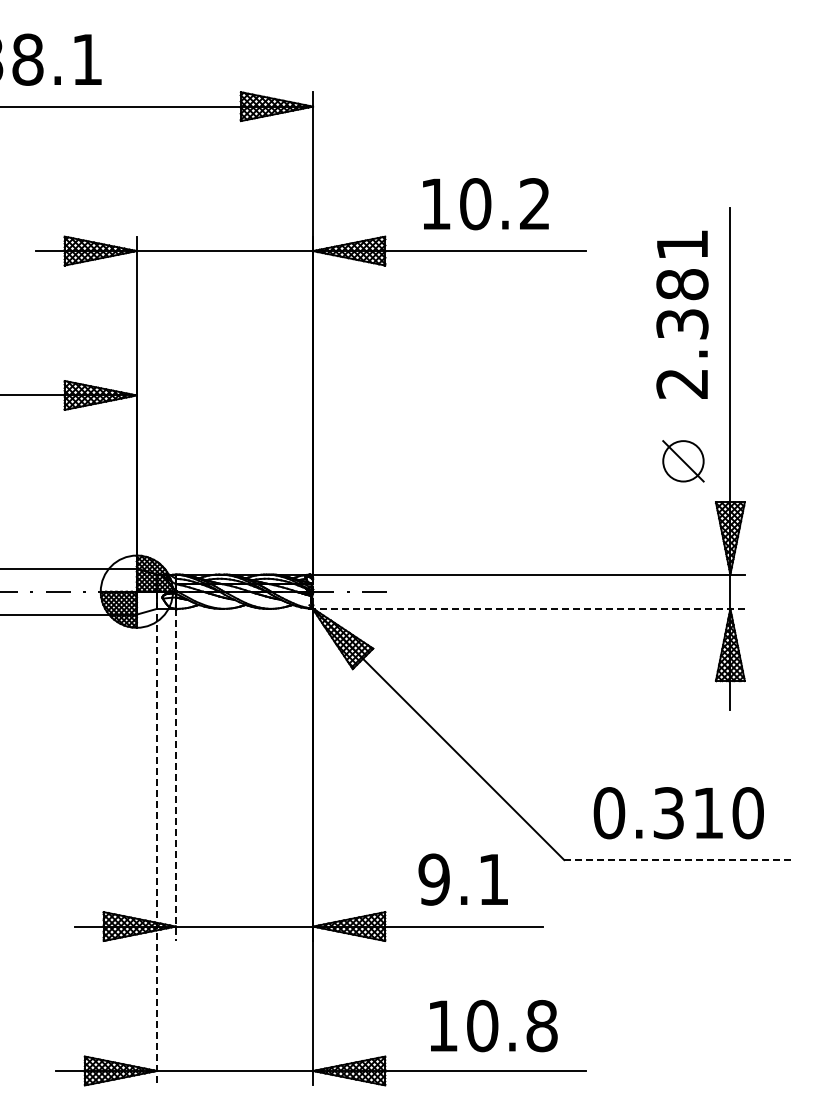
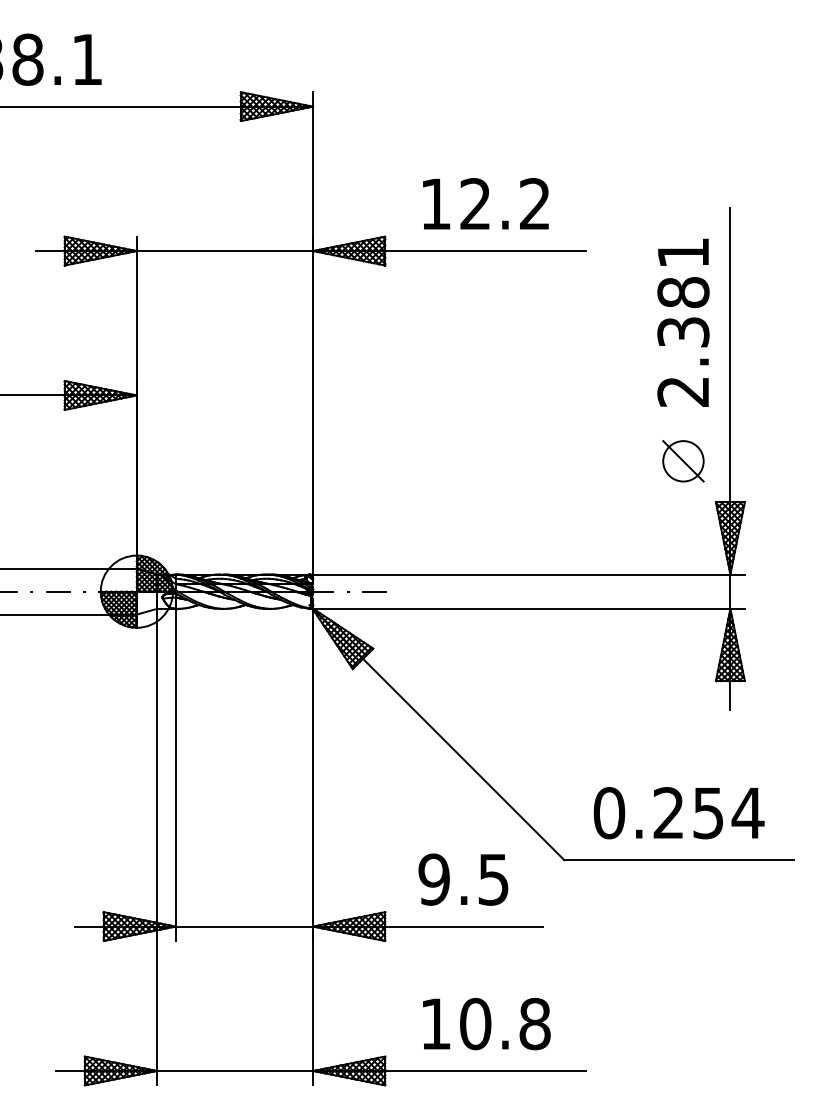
text: 10.2 -> 12.2 (475, 204)
text position: (682, 314) -> (683, 322) (683, 322)
line: dashed -> solid (527, 608)
line: dashed -> solid (175, 775)
text: 0.310 -> 0.254 (708, 813)
line: dashed -> solid (157, 838)
line: dashed -> solid (678, 860)
text: 9.1 -> 9.5 (493, 879)
text position: (493, 1026) -> (486, 1024) (486, 1024)
